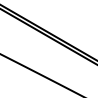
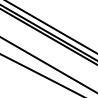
line: none -> present (51, 27)
line: none -> present (48, 64)
